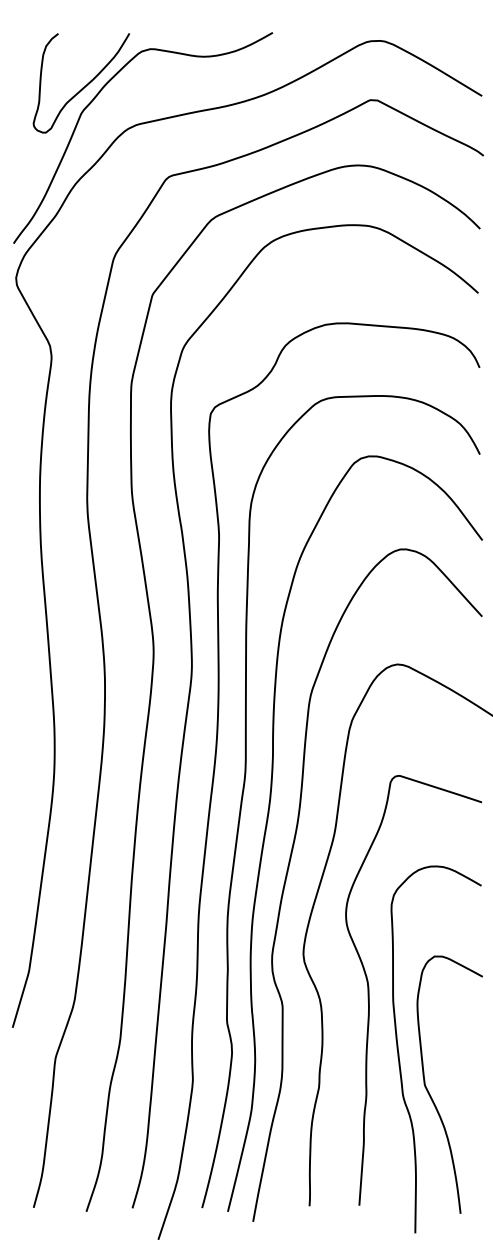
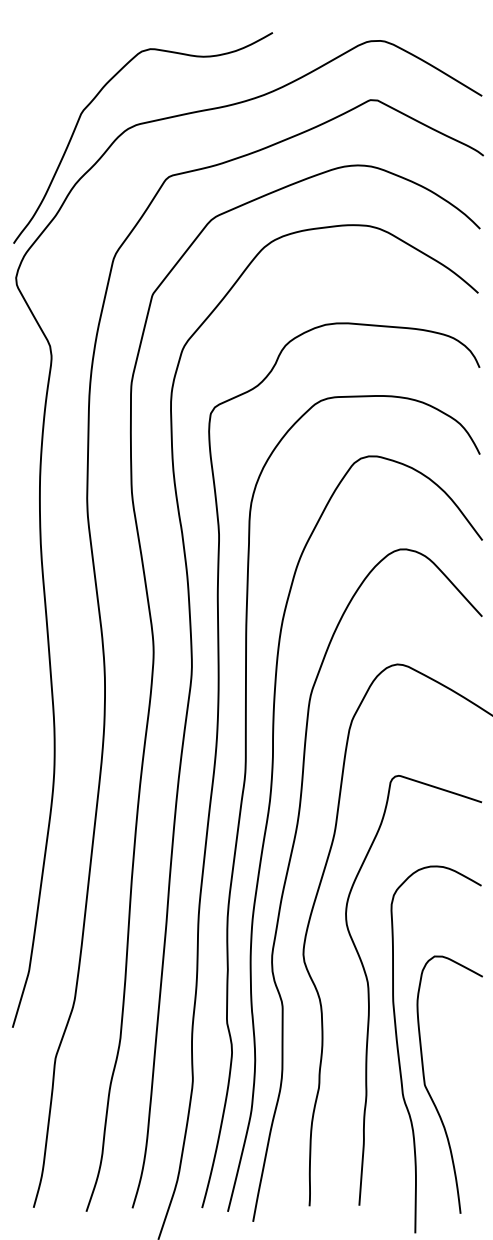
curve: present -> none (83, 86)
